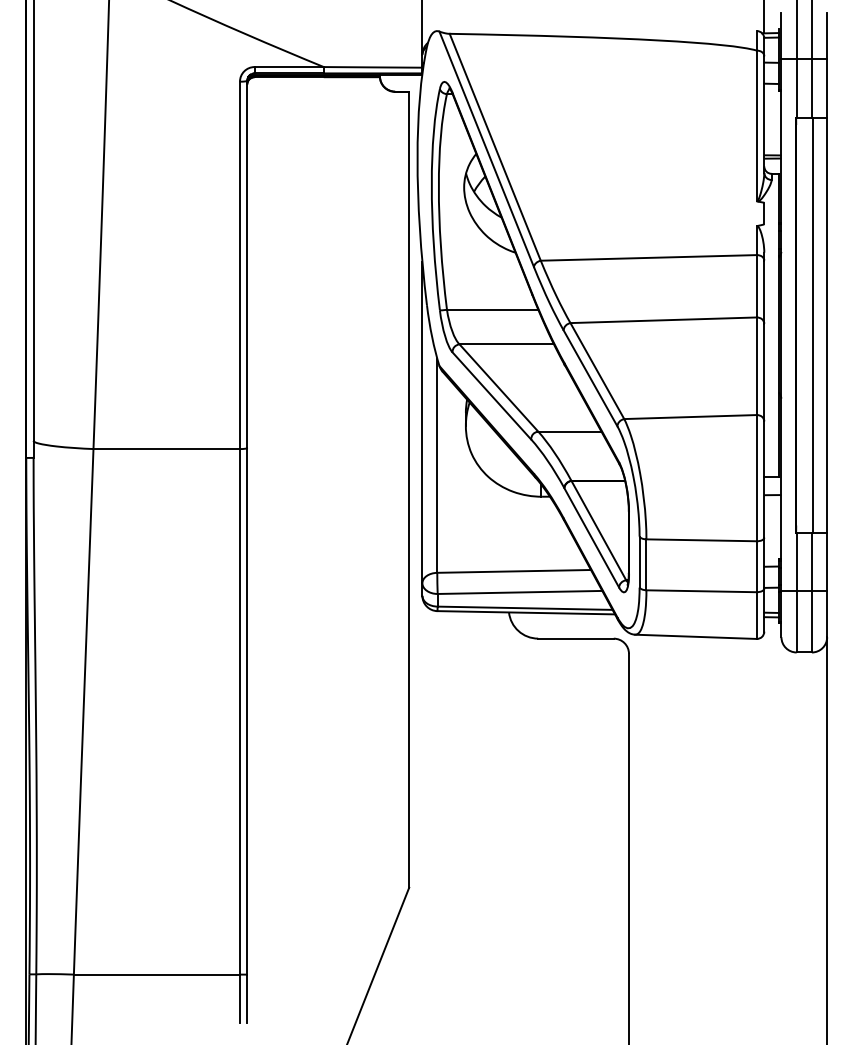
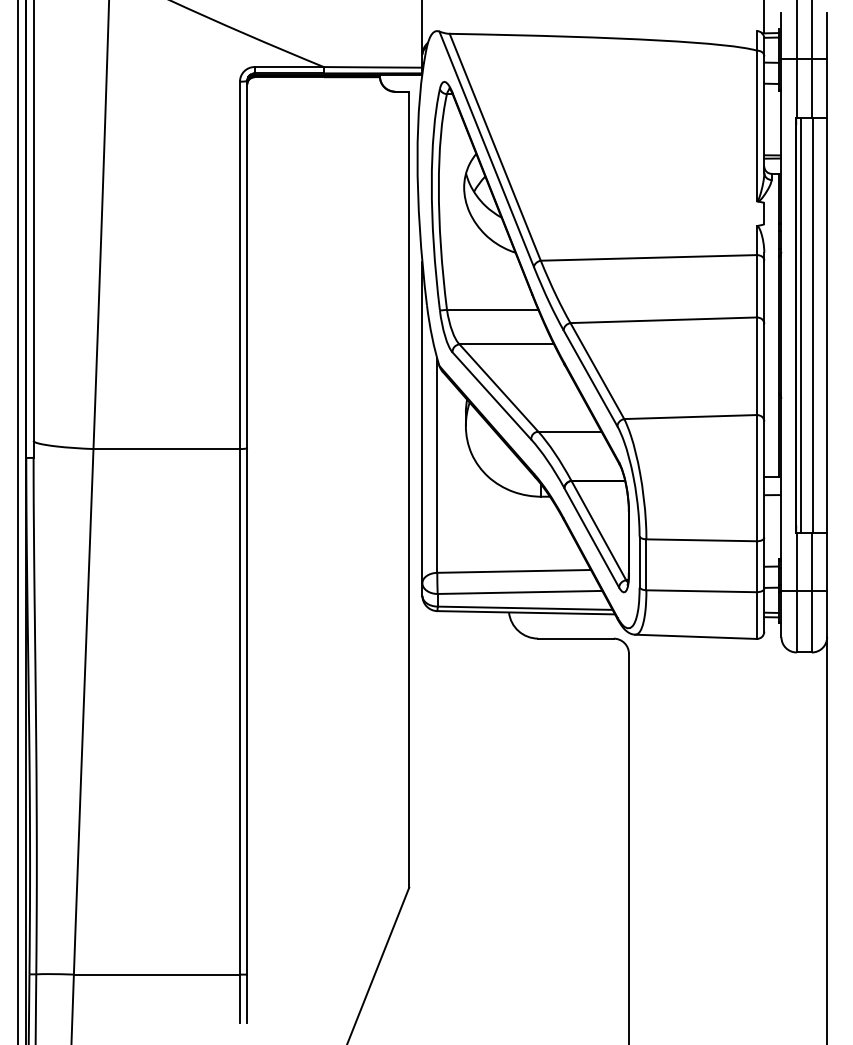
line: none -> present (800, 324)
line: none -> present (18, 521)
